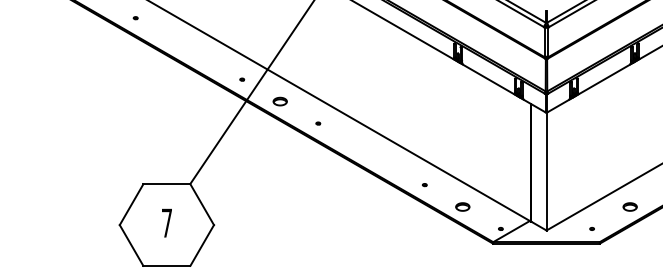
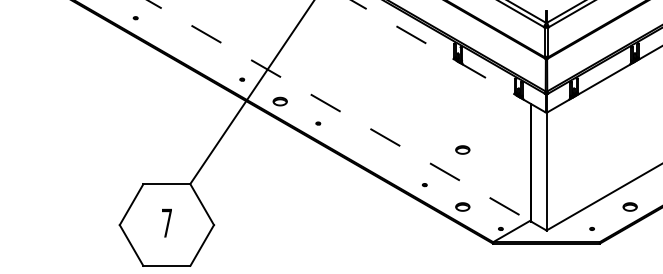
line: solid -> dashed (448, 56)
line: solid -> dashed (339, 111)
part: none -> present (462, 149)
